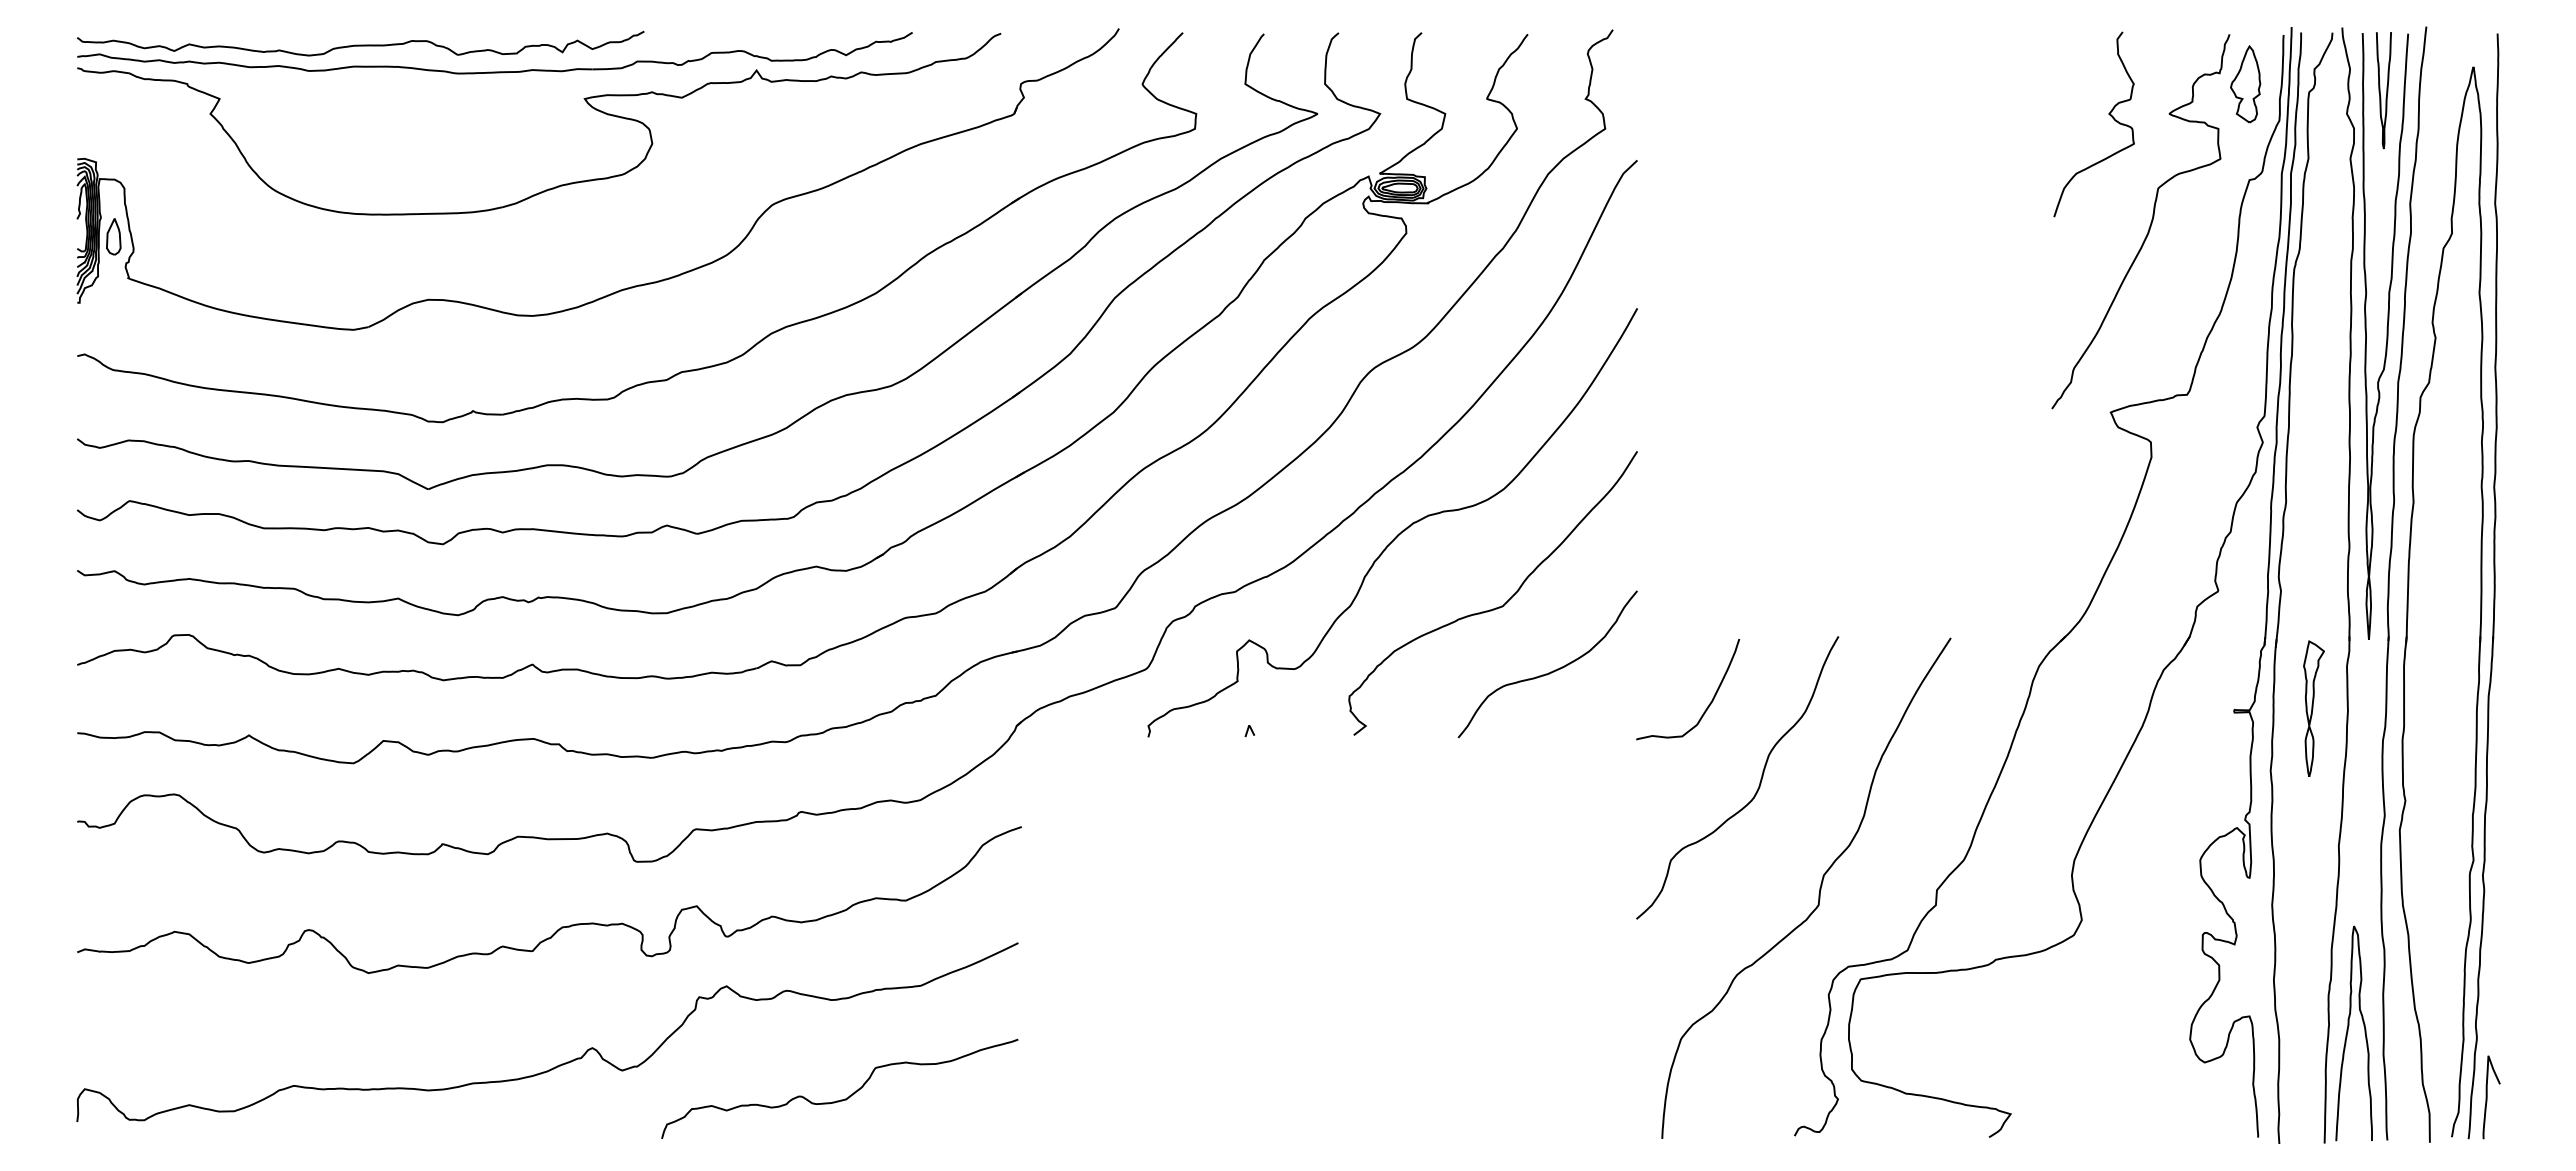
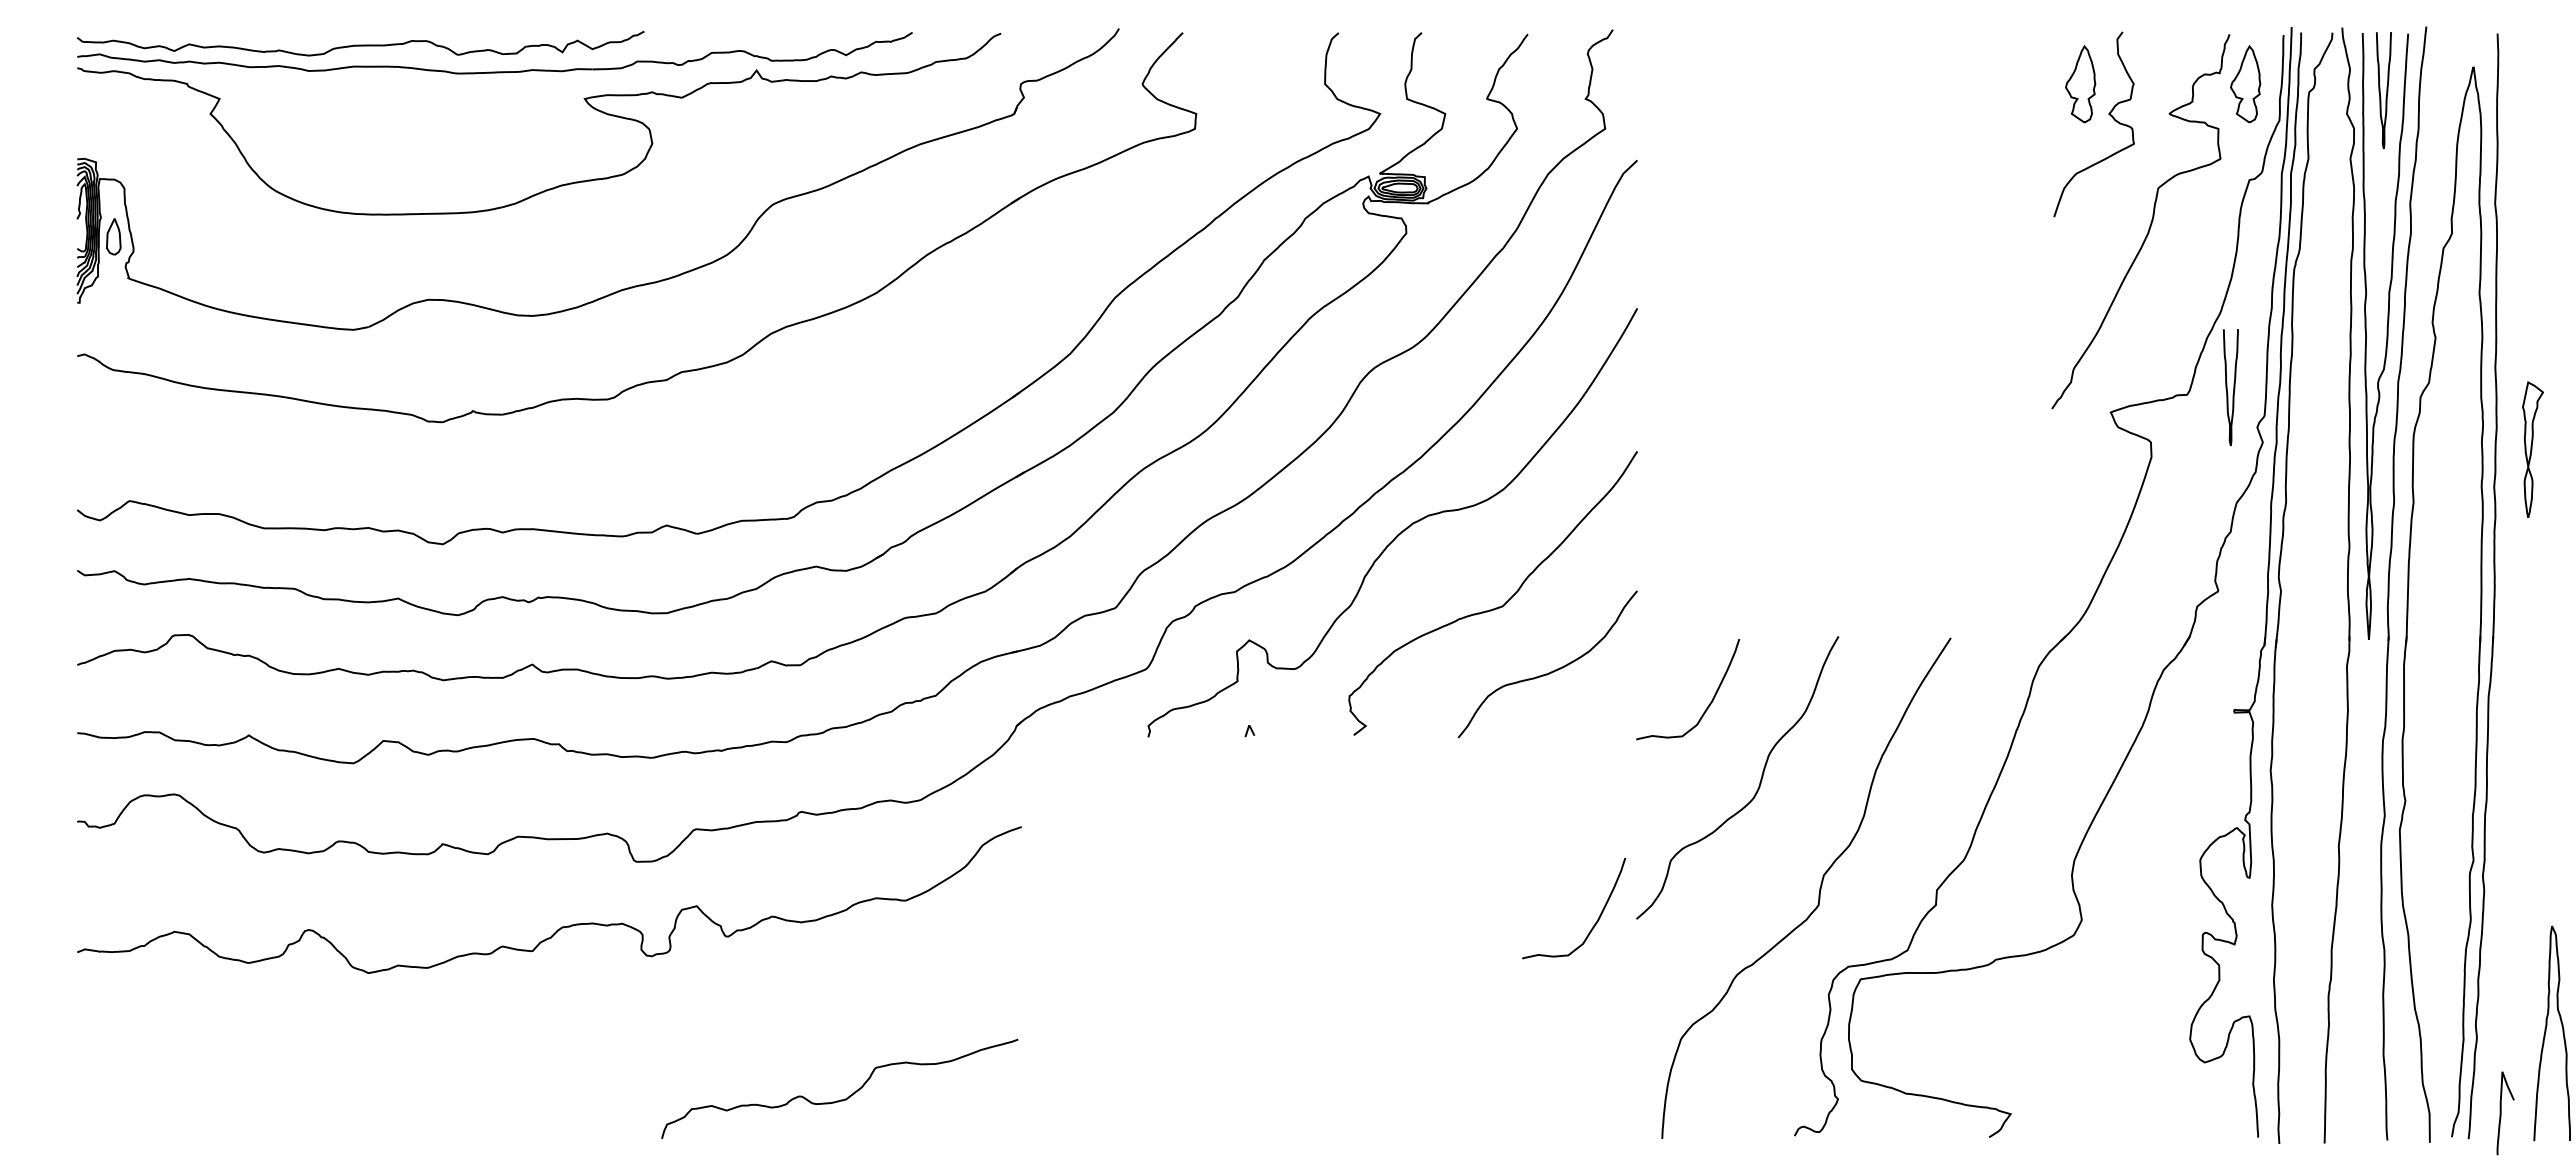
part: none -> present (2080, 84)
curve: none -> present (2227, 387)
part: present -> none (801, 416)
part position: (2313, 708) -> (2532, 449) (2532, 449)
curve: none -> present (1595, 922)
curve position: (2348, 1032) -> (2546, 1032) (2546, 1032)
curve: present -> none (559, 1064)
curve position: (2487, 1097) -> (2501, 1113) (2501, 1113)
